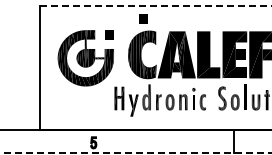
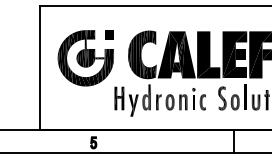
line: dashed -> solid (155, 6)
part: present -> none (143, 18)
line: dashed -> solid (135, 153)
